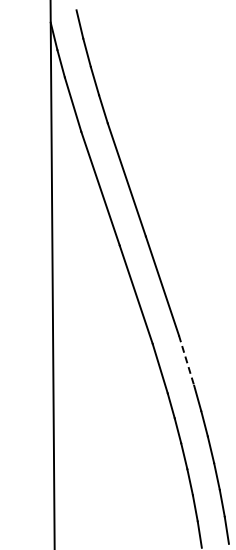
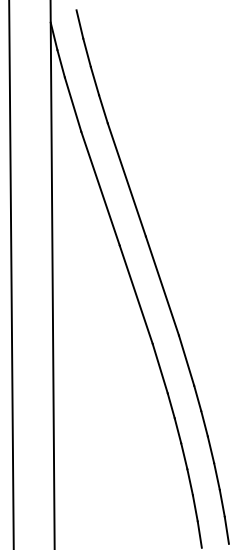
line: none -> present (11, 274)
line: dashed -> solid (186, 361)
